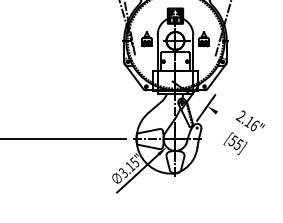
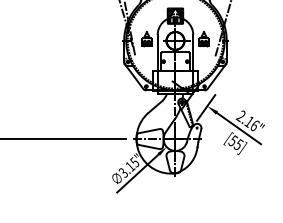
line: none -> present (238, 128)
